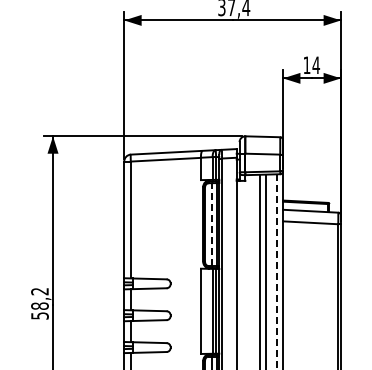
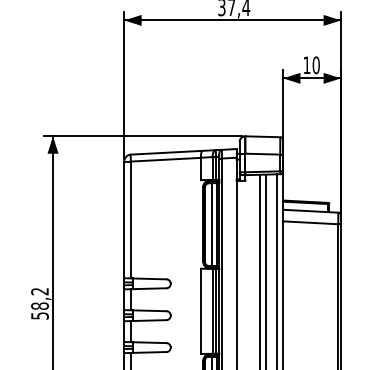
text: 14 -> 10 (316, 65)
line: dashed -> solid (212, 224)
line: dashed -> solid (277, 272)
